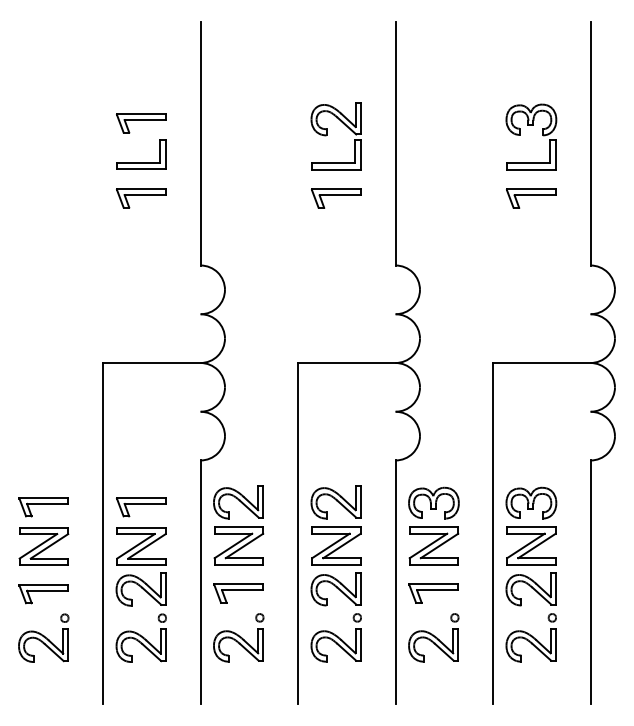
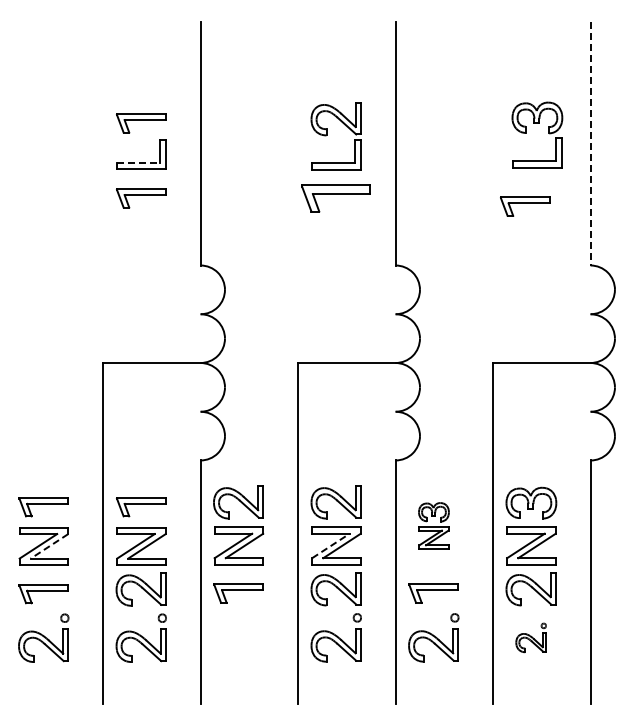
part position: (531, 125) -> (537, 123) (537, 123)
line: solid -> dashed (590, 143)
line: solid -> dashed (138, 162)
part size: 51x21 px -> 70x29 px (335, 198)
part position: (531, 198) -> (525, 206) (525, 206)
part size: 52x80 px -> 32x48 px (433, 525)
line: solid -> dashed (331, 545)
line: solid -> dashed (49, 546)
part: present -> none (238, 637)
part size: 52x50 px -> 32x32 px (530, 637)
